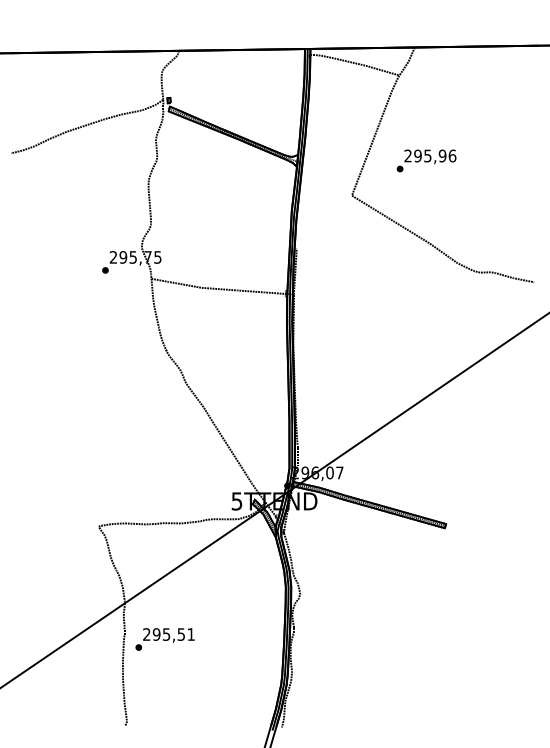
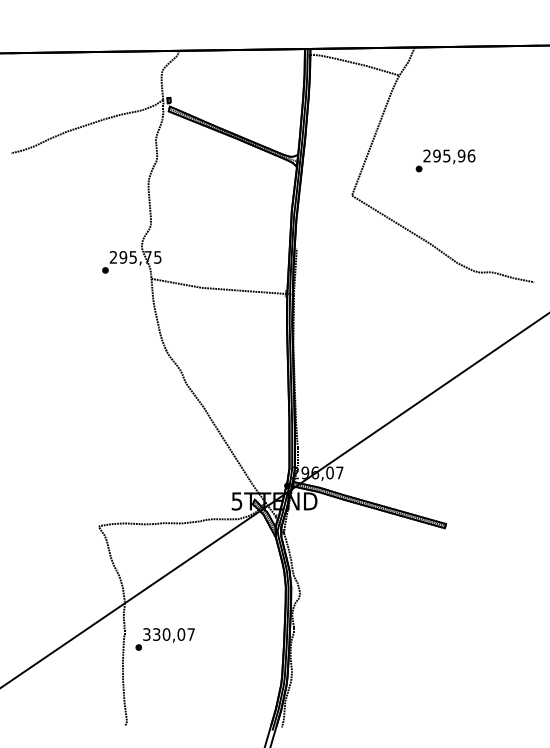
text position: (426, 160) -> (445, 160) (445, 160)
text: 295,51 -> 330,07 (168, 634)
